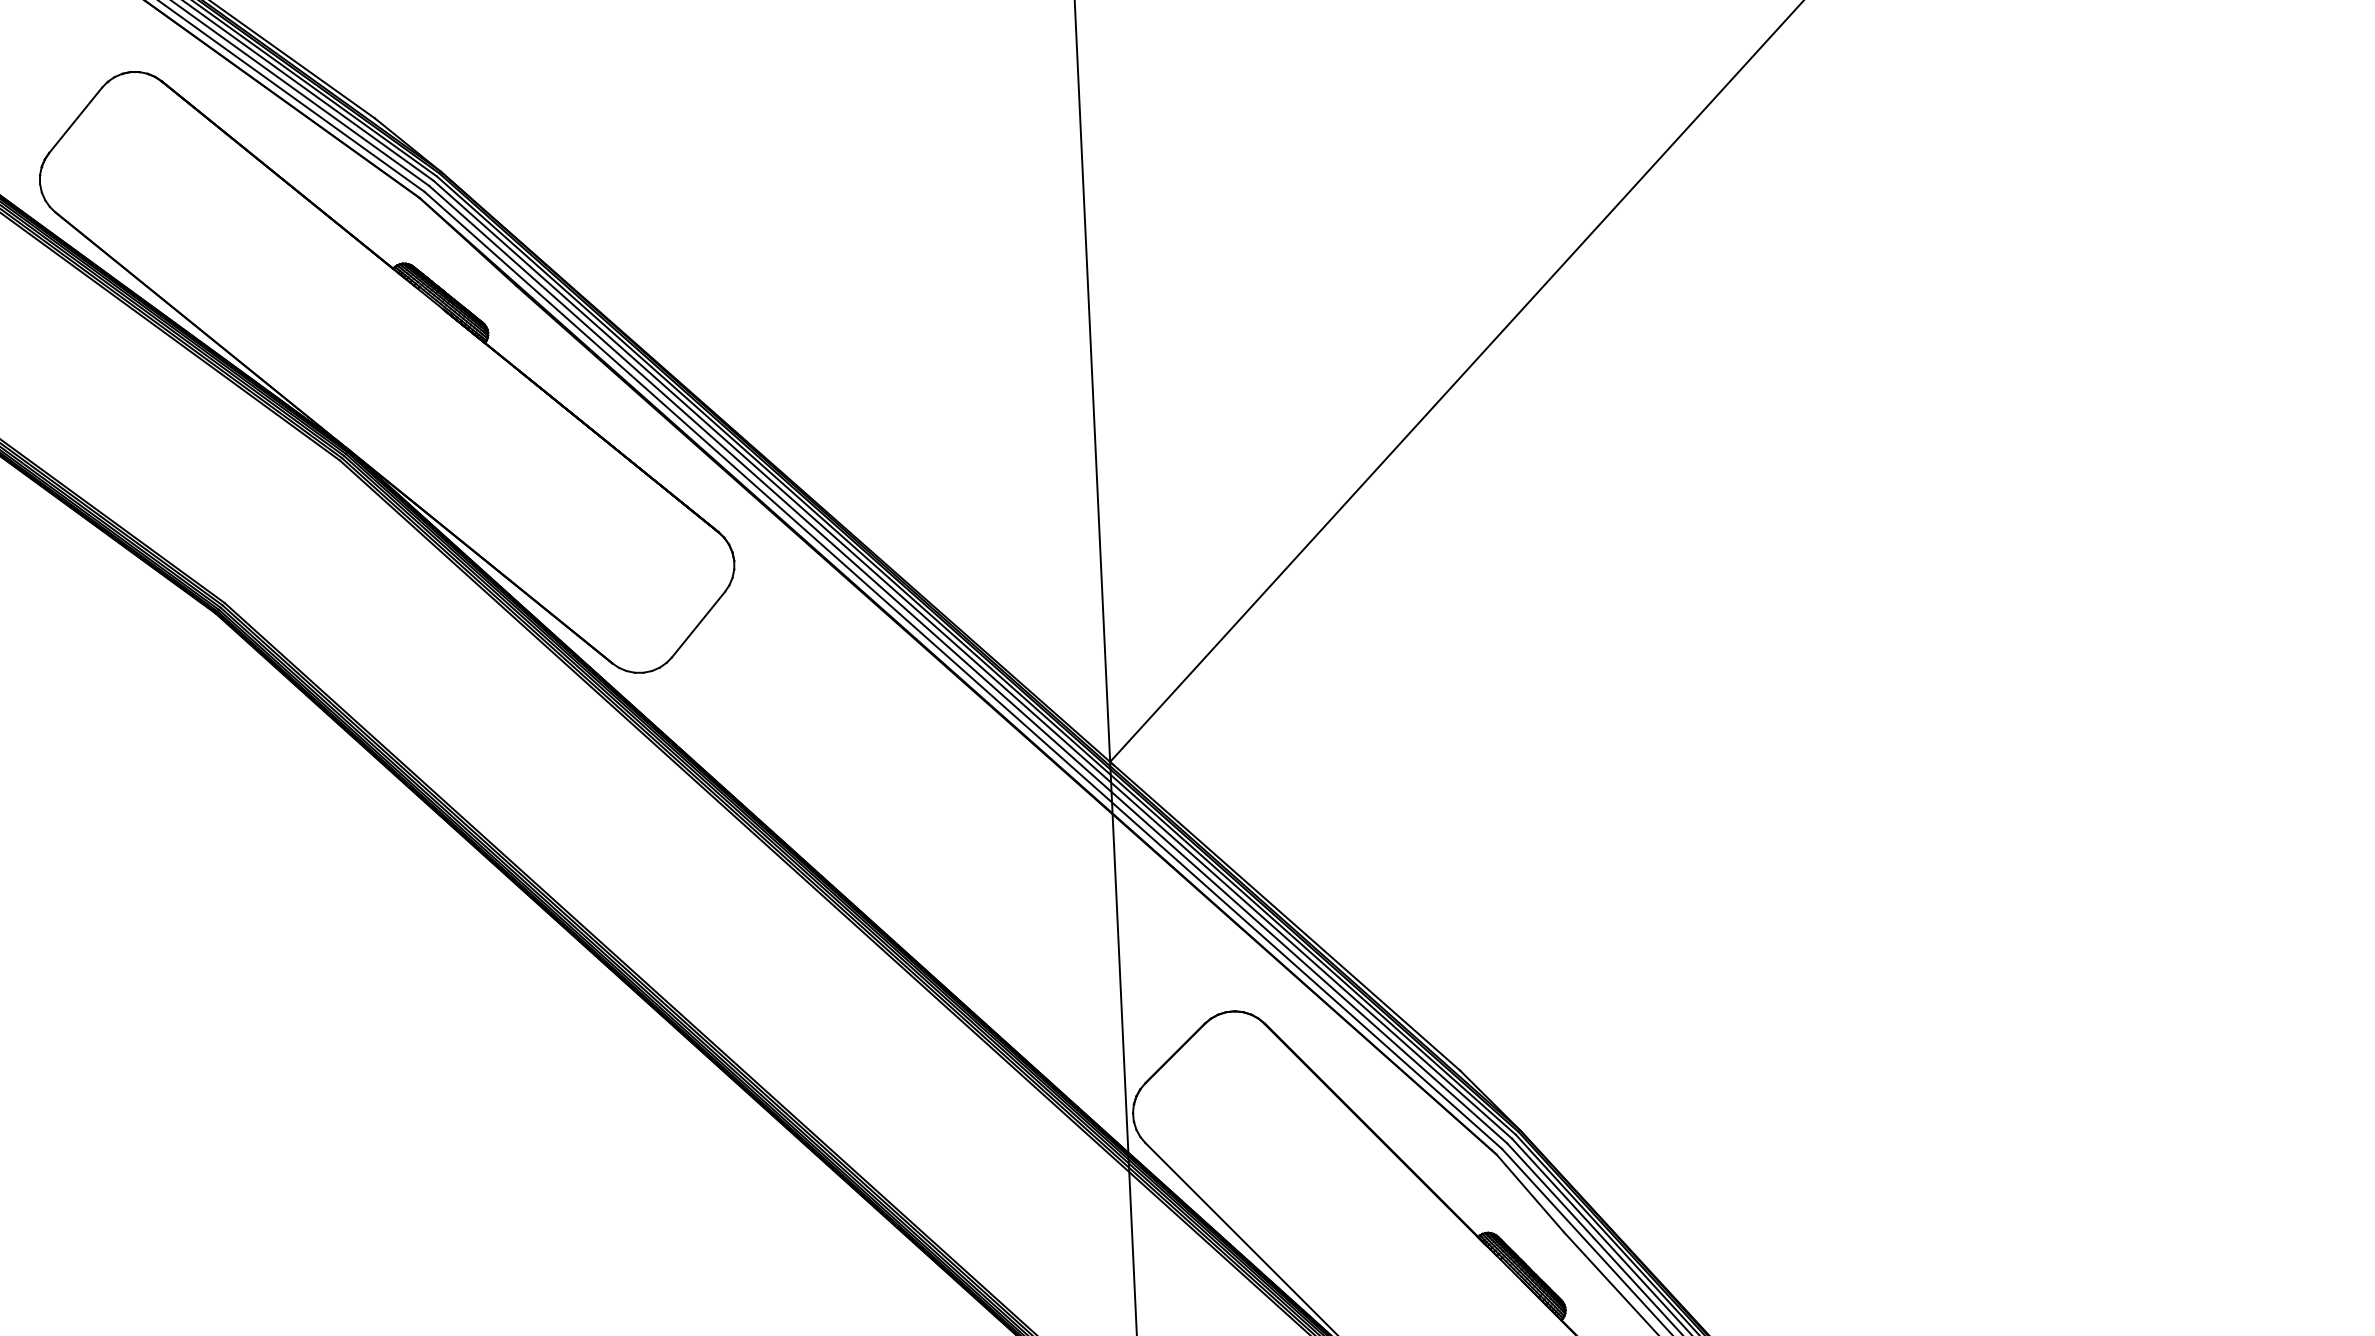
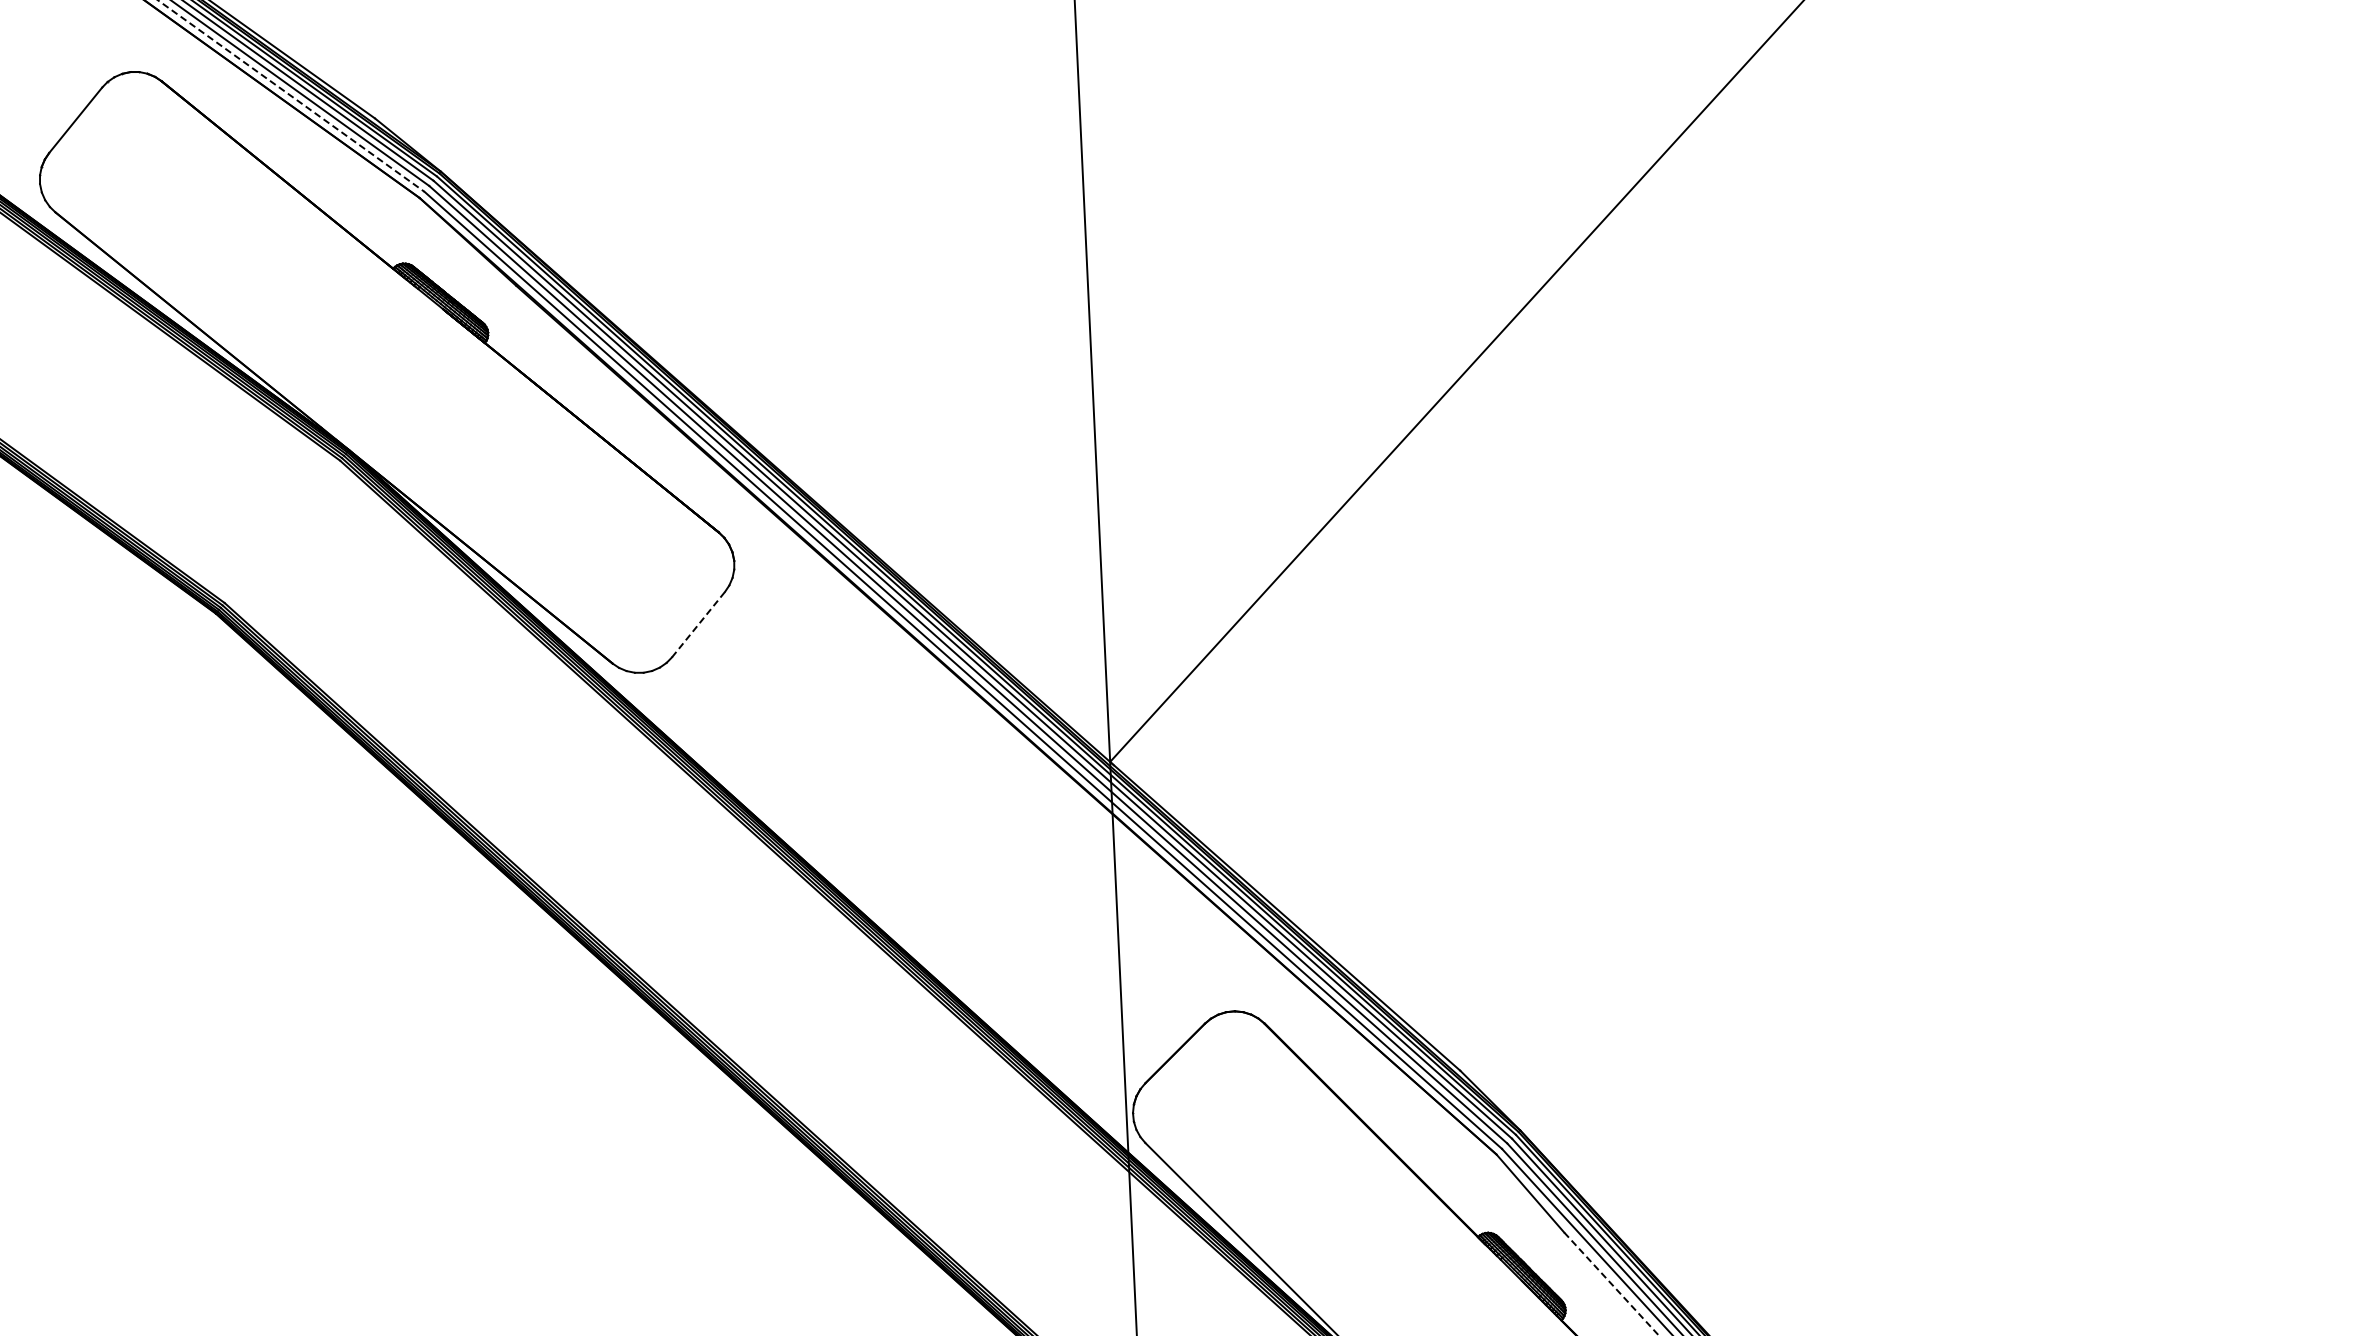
line: solid -> dashed (291, 96)
line: solid -> dashed (698, 624)
line: solid -> dashed (1611, 1283)
